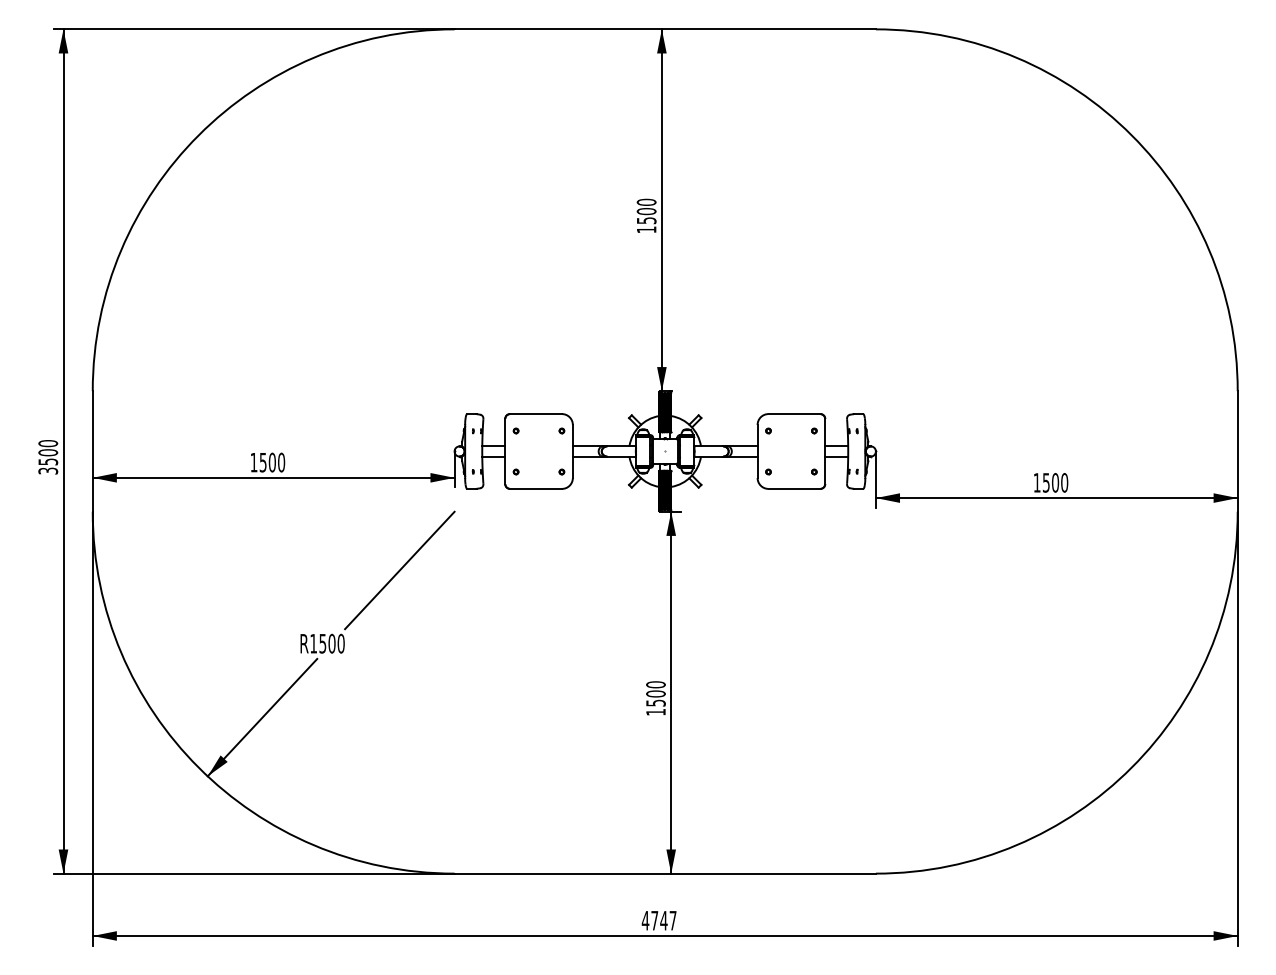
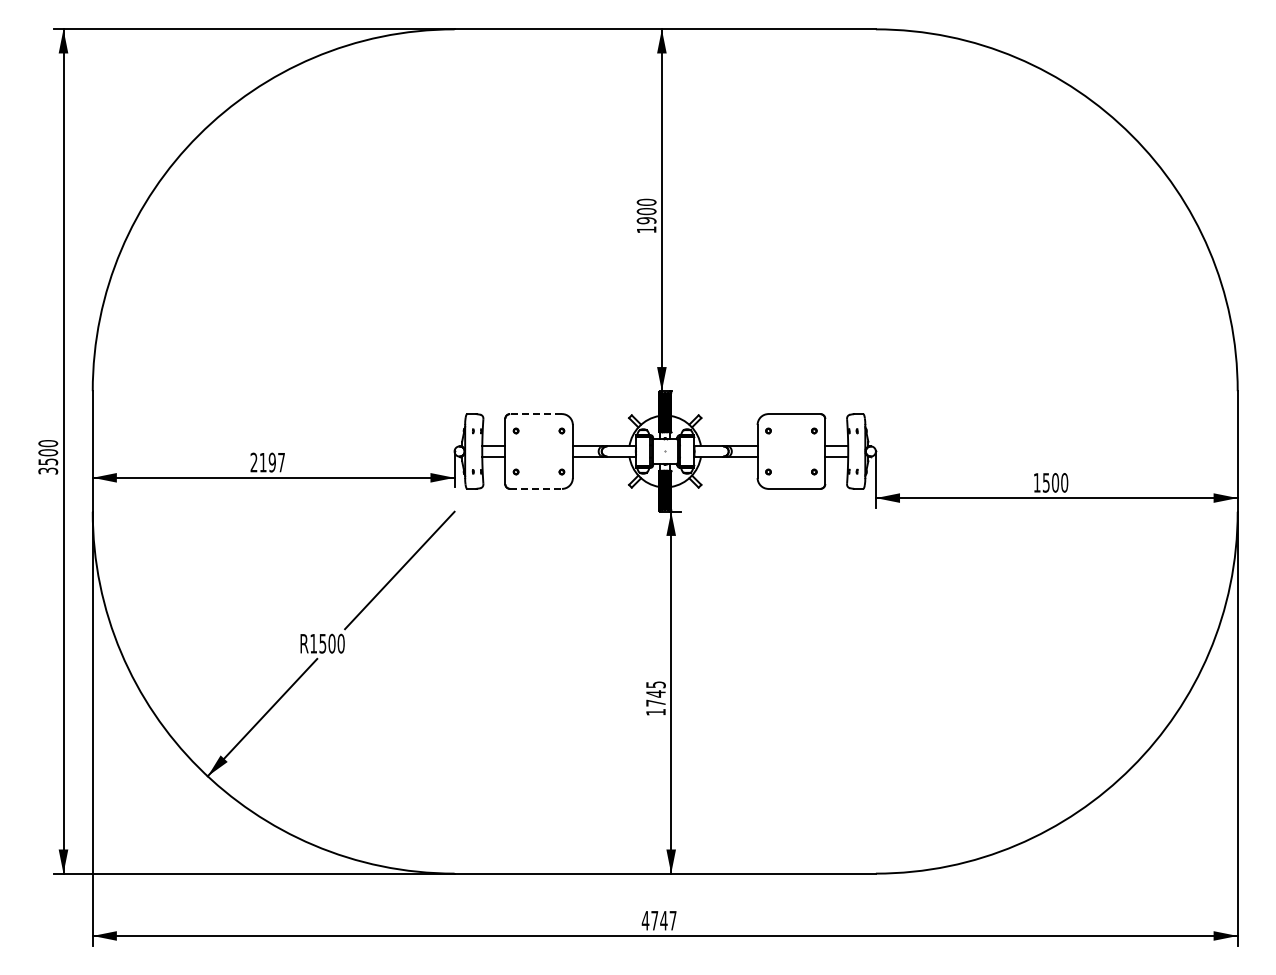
text: 1500 -> 1900 (646, 220)
line: solid -> dashed (536, 414)
text: 1500 -> 2197 (267, 462)
line: solid -> dashed (536, 488)
text: 1500 -> 1745 (655, 693)
